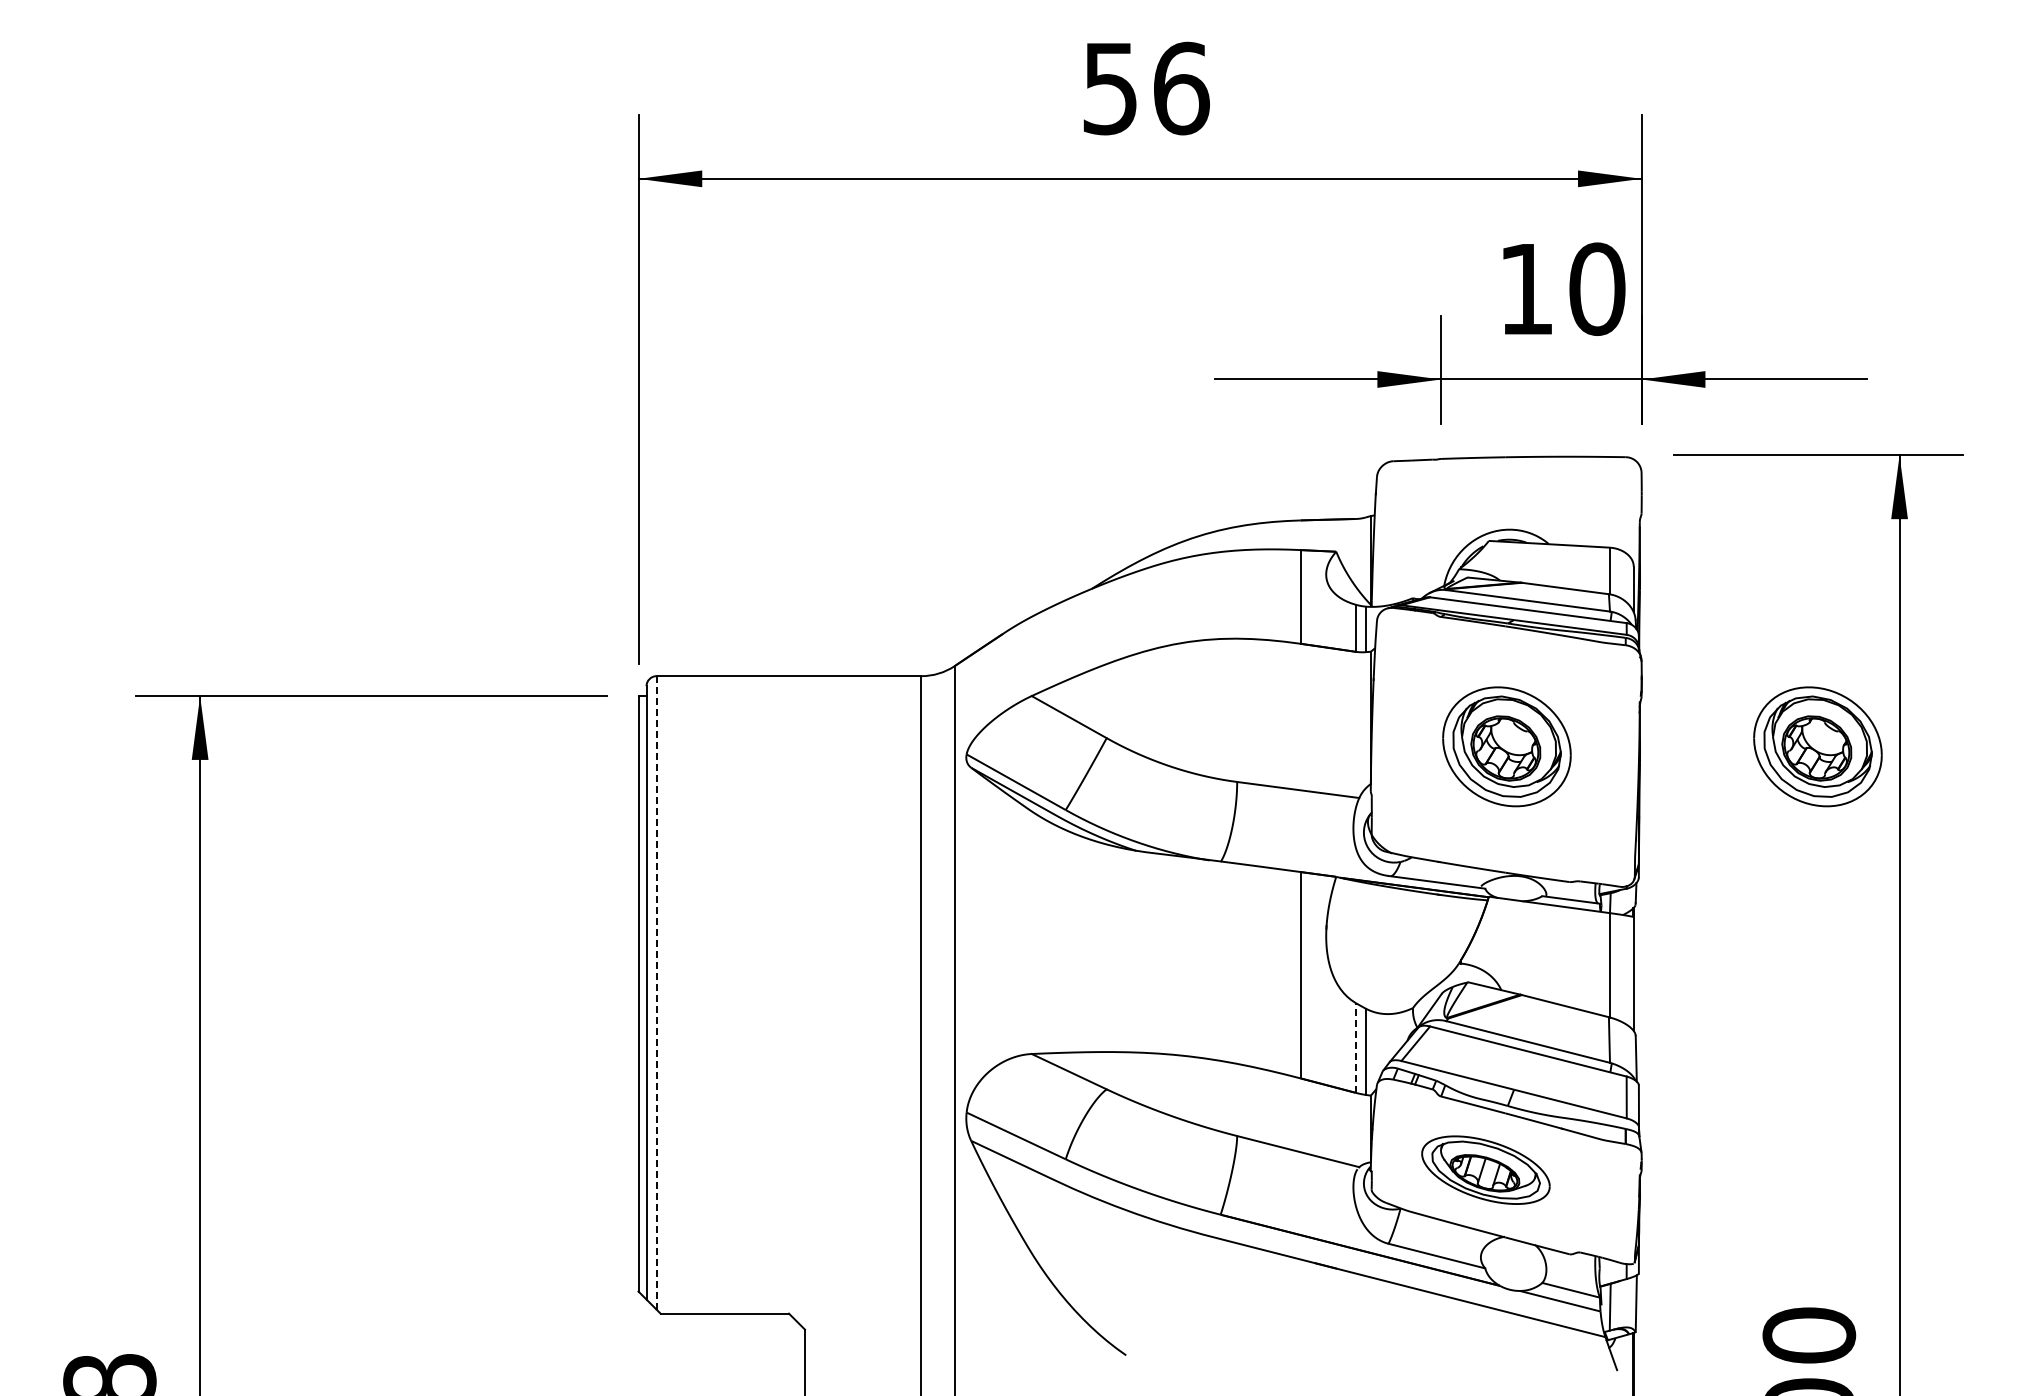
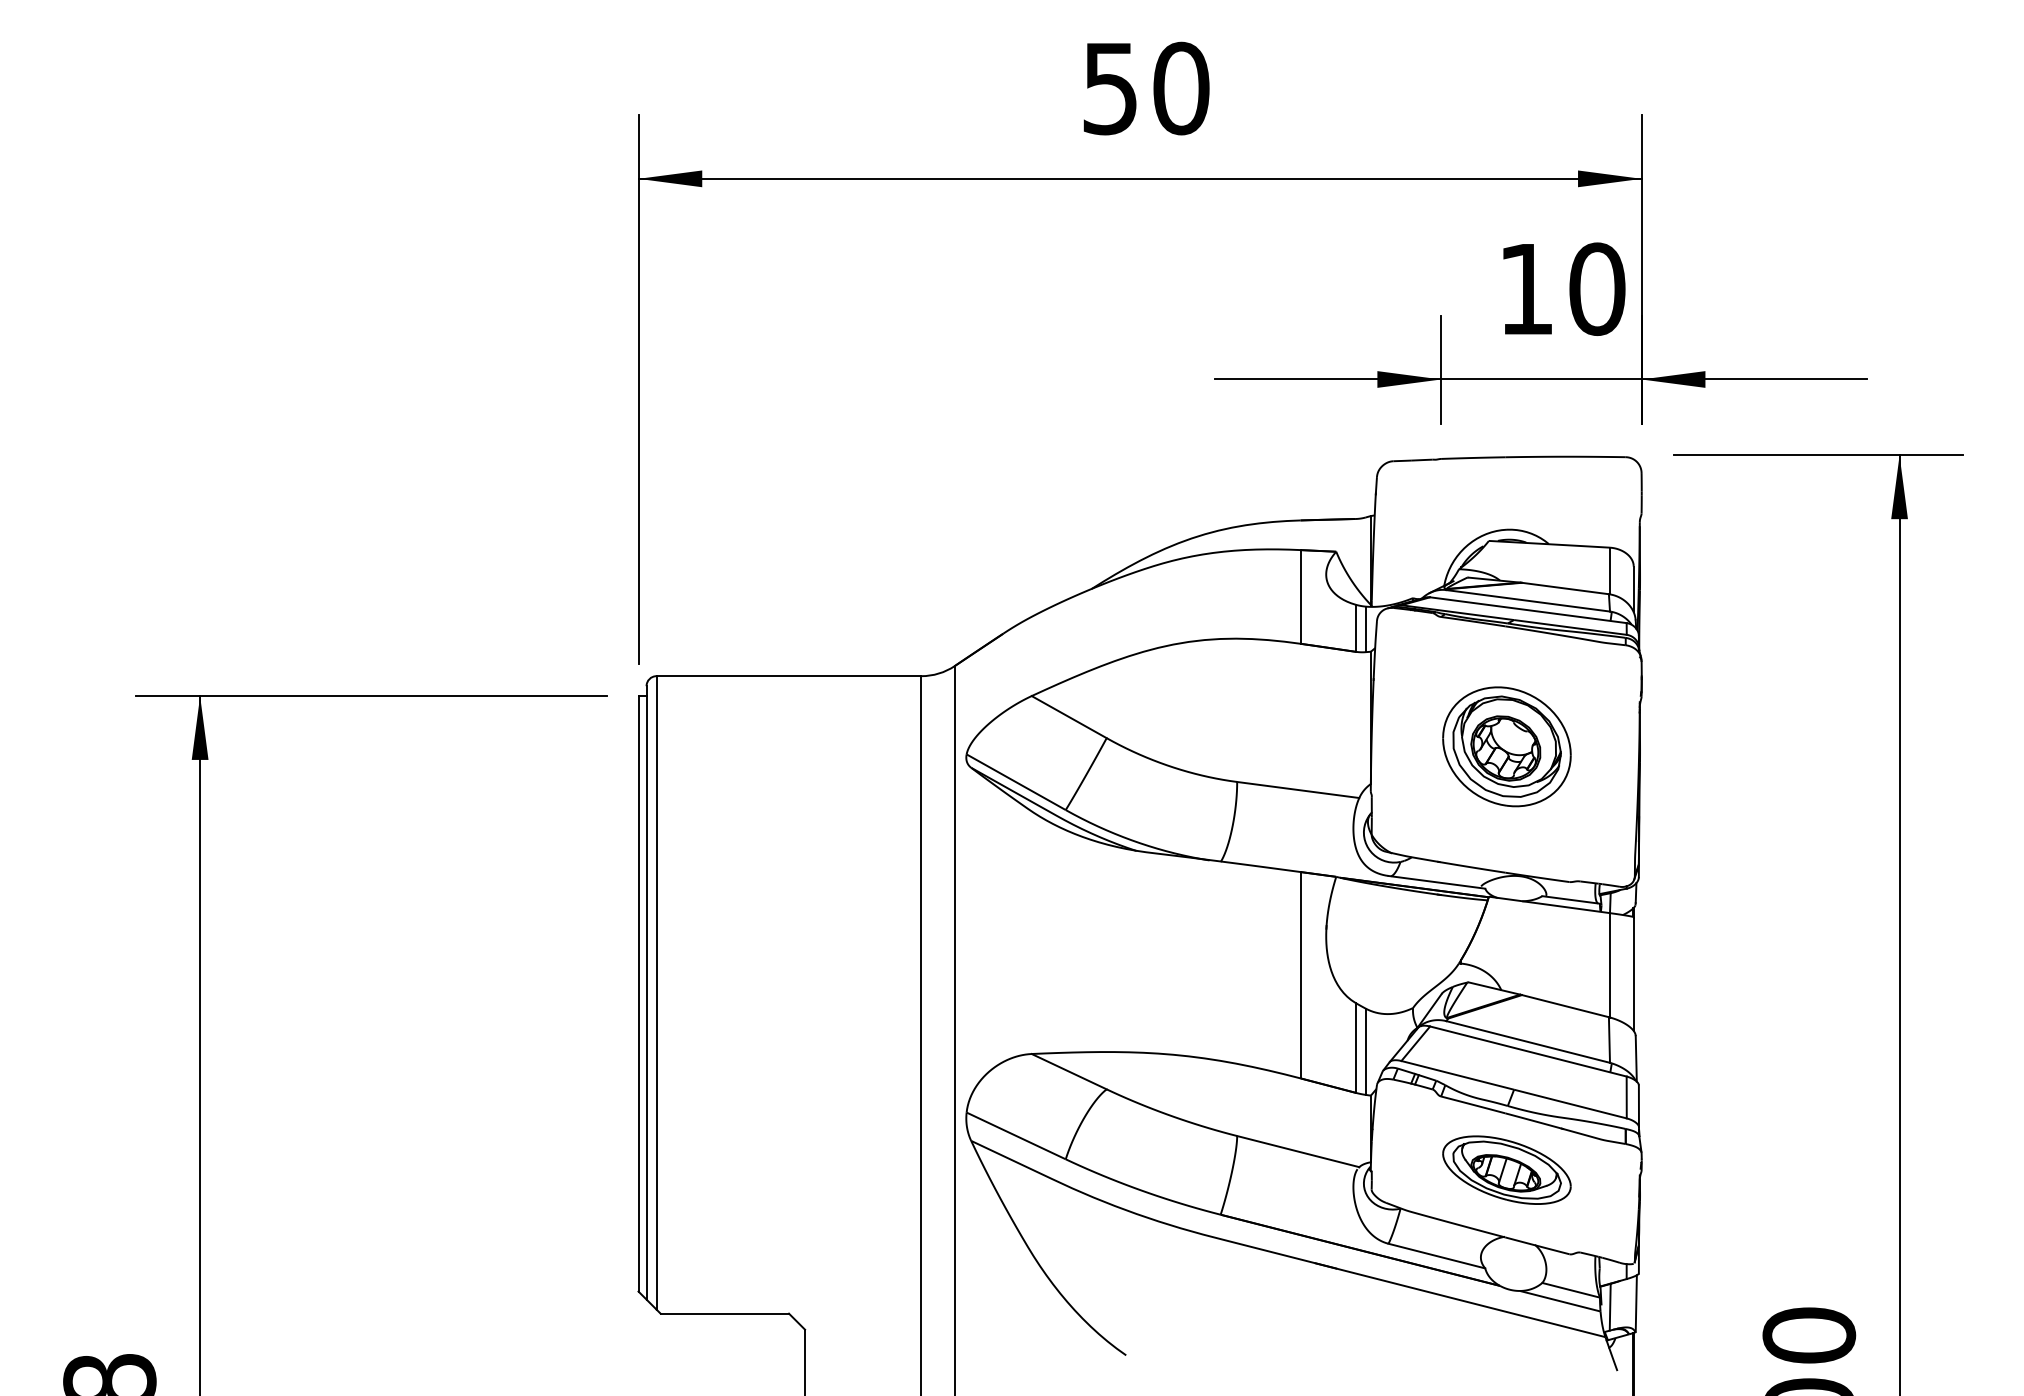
text: 56 -> 50 (1181, 88)
part: present -> none (1817, 746)
line: dashed -> solid (656, 992)
line: dashed -> solid (1355, 1047)
part position: (1485, 1169) -> (1506, 1169) (1506, 1169)
